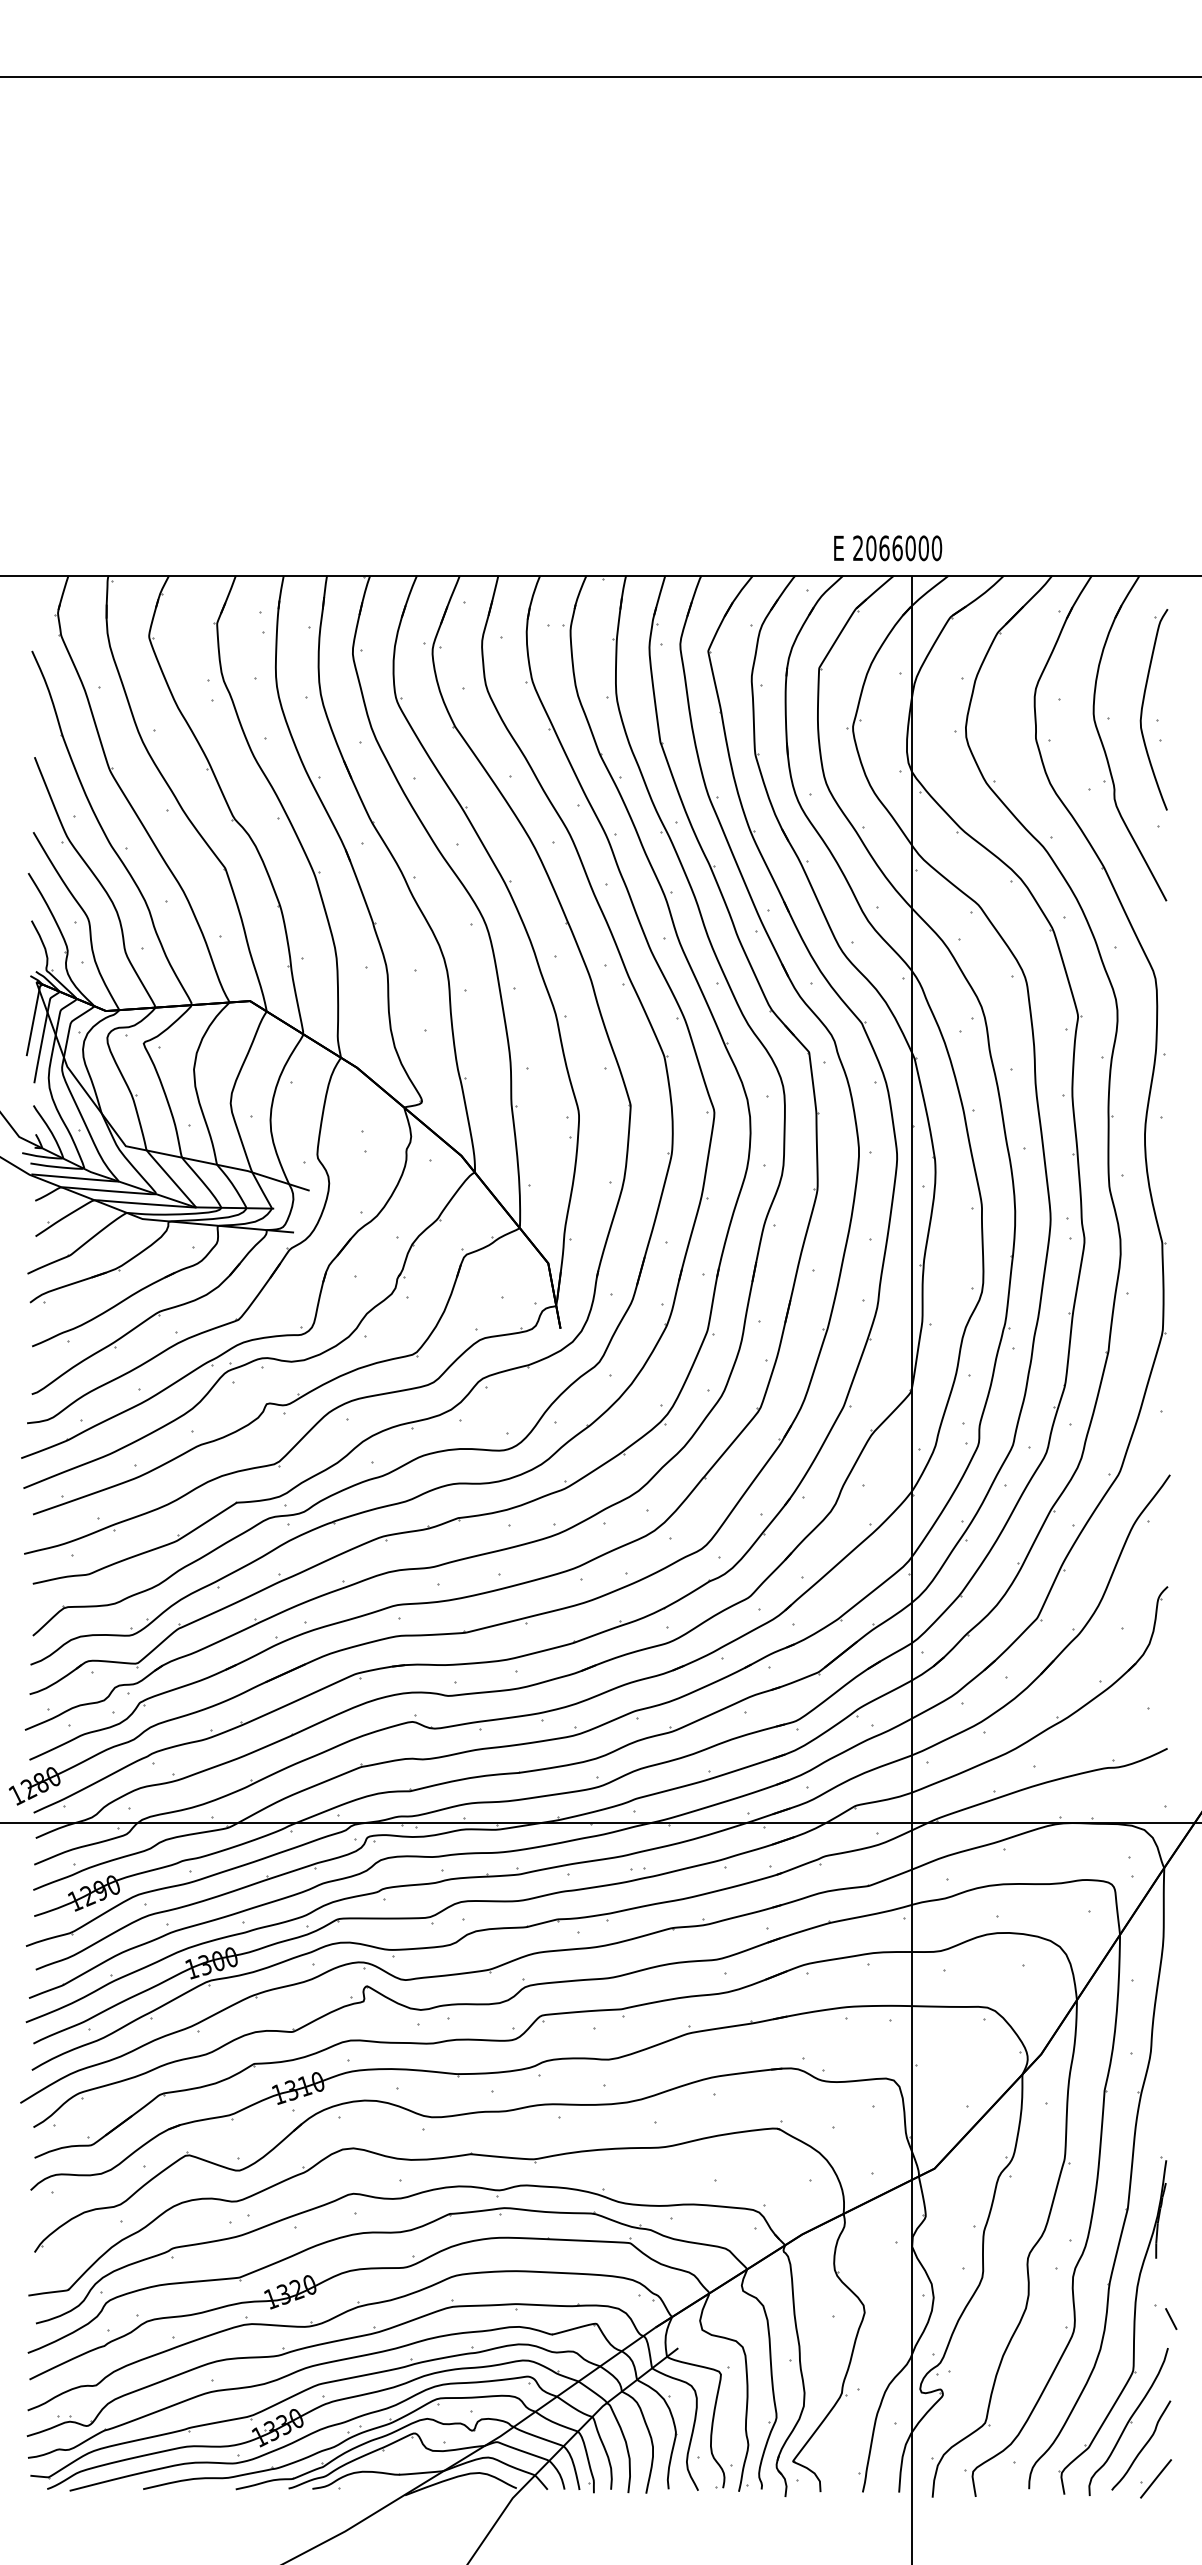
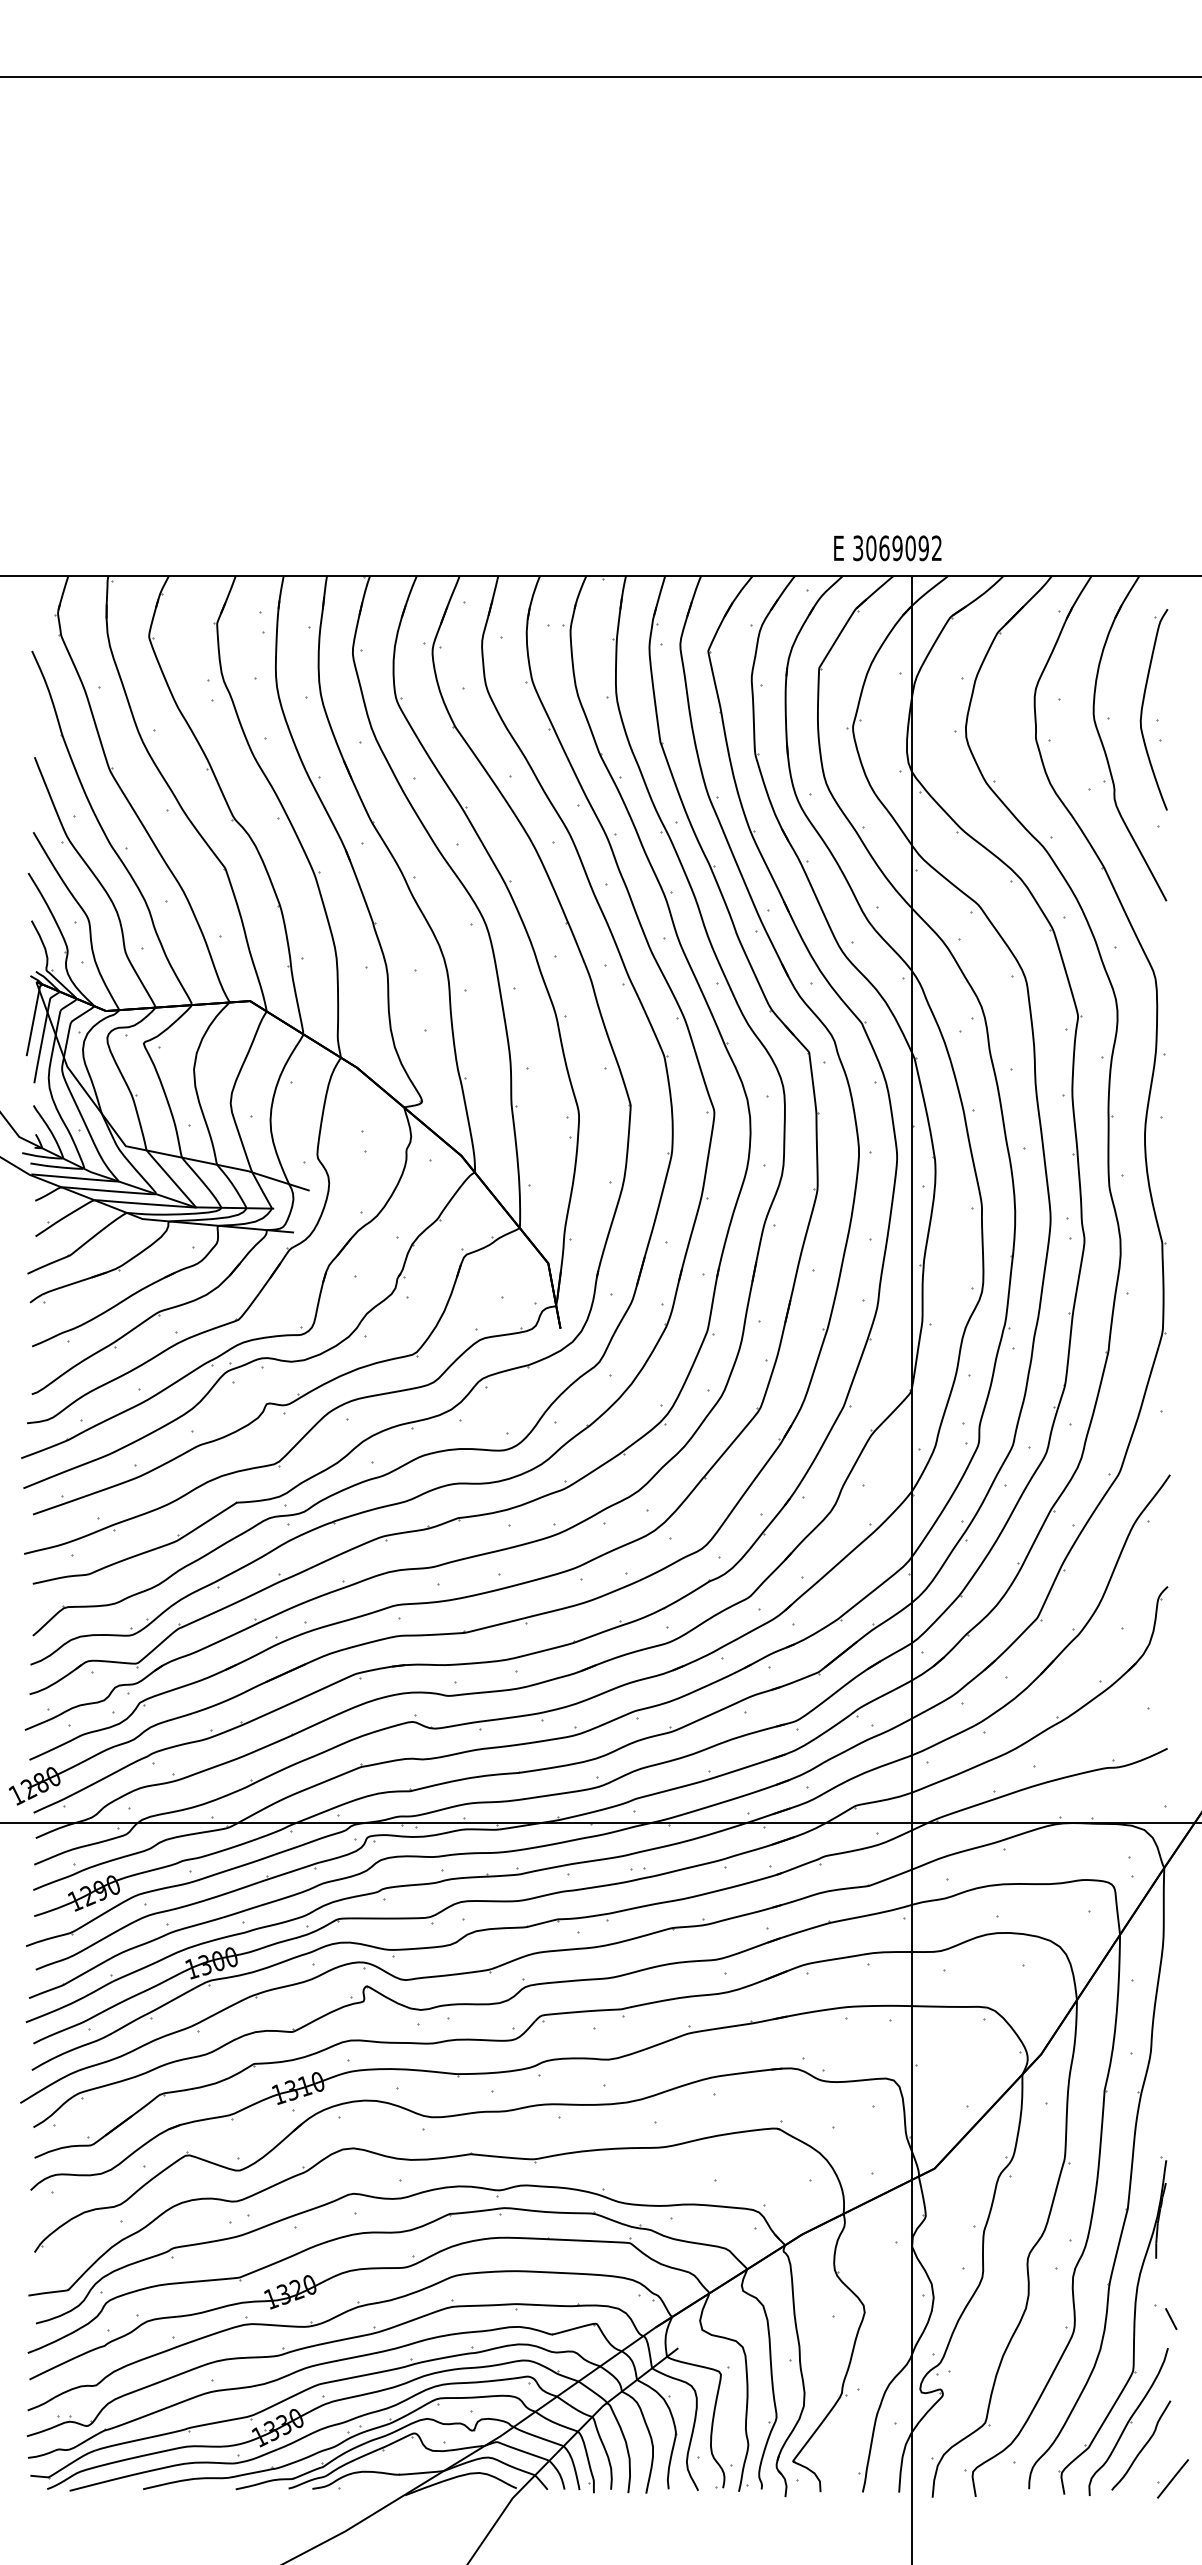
text: 2066000 -> 3069092 (897, 548)
part position: (1155, 2478) -> (1172, 2478) (1172, 2478)
